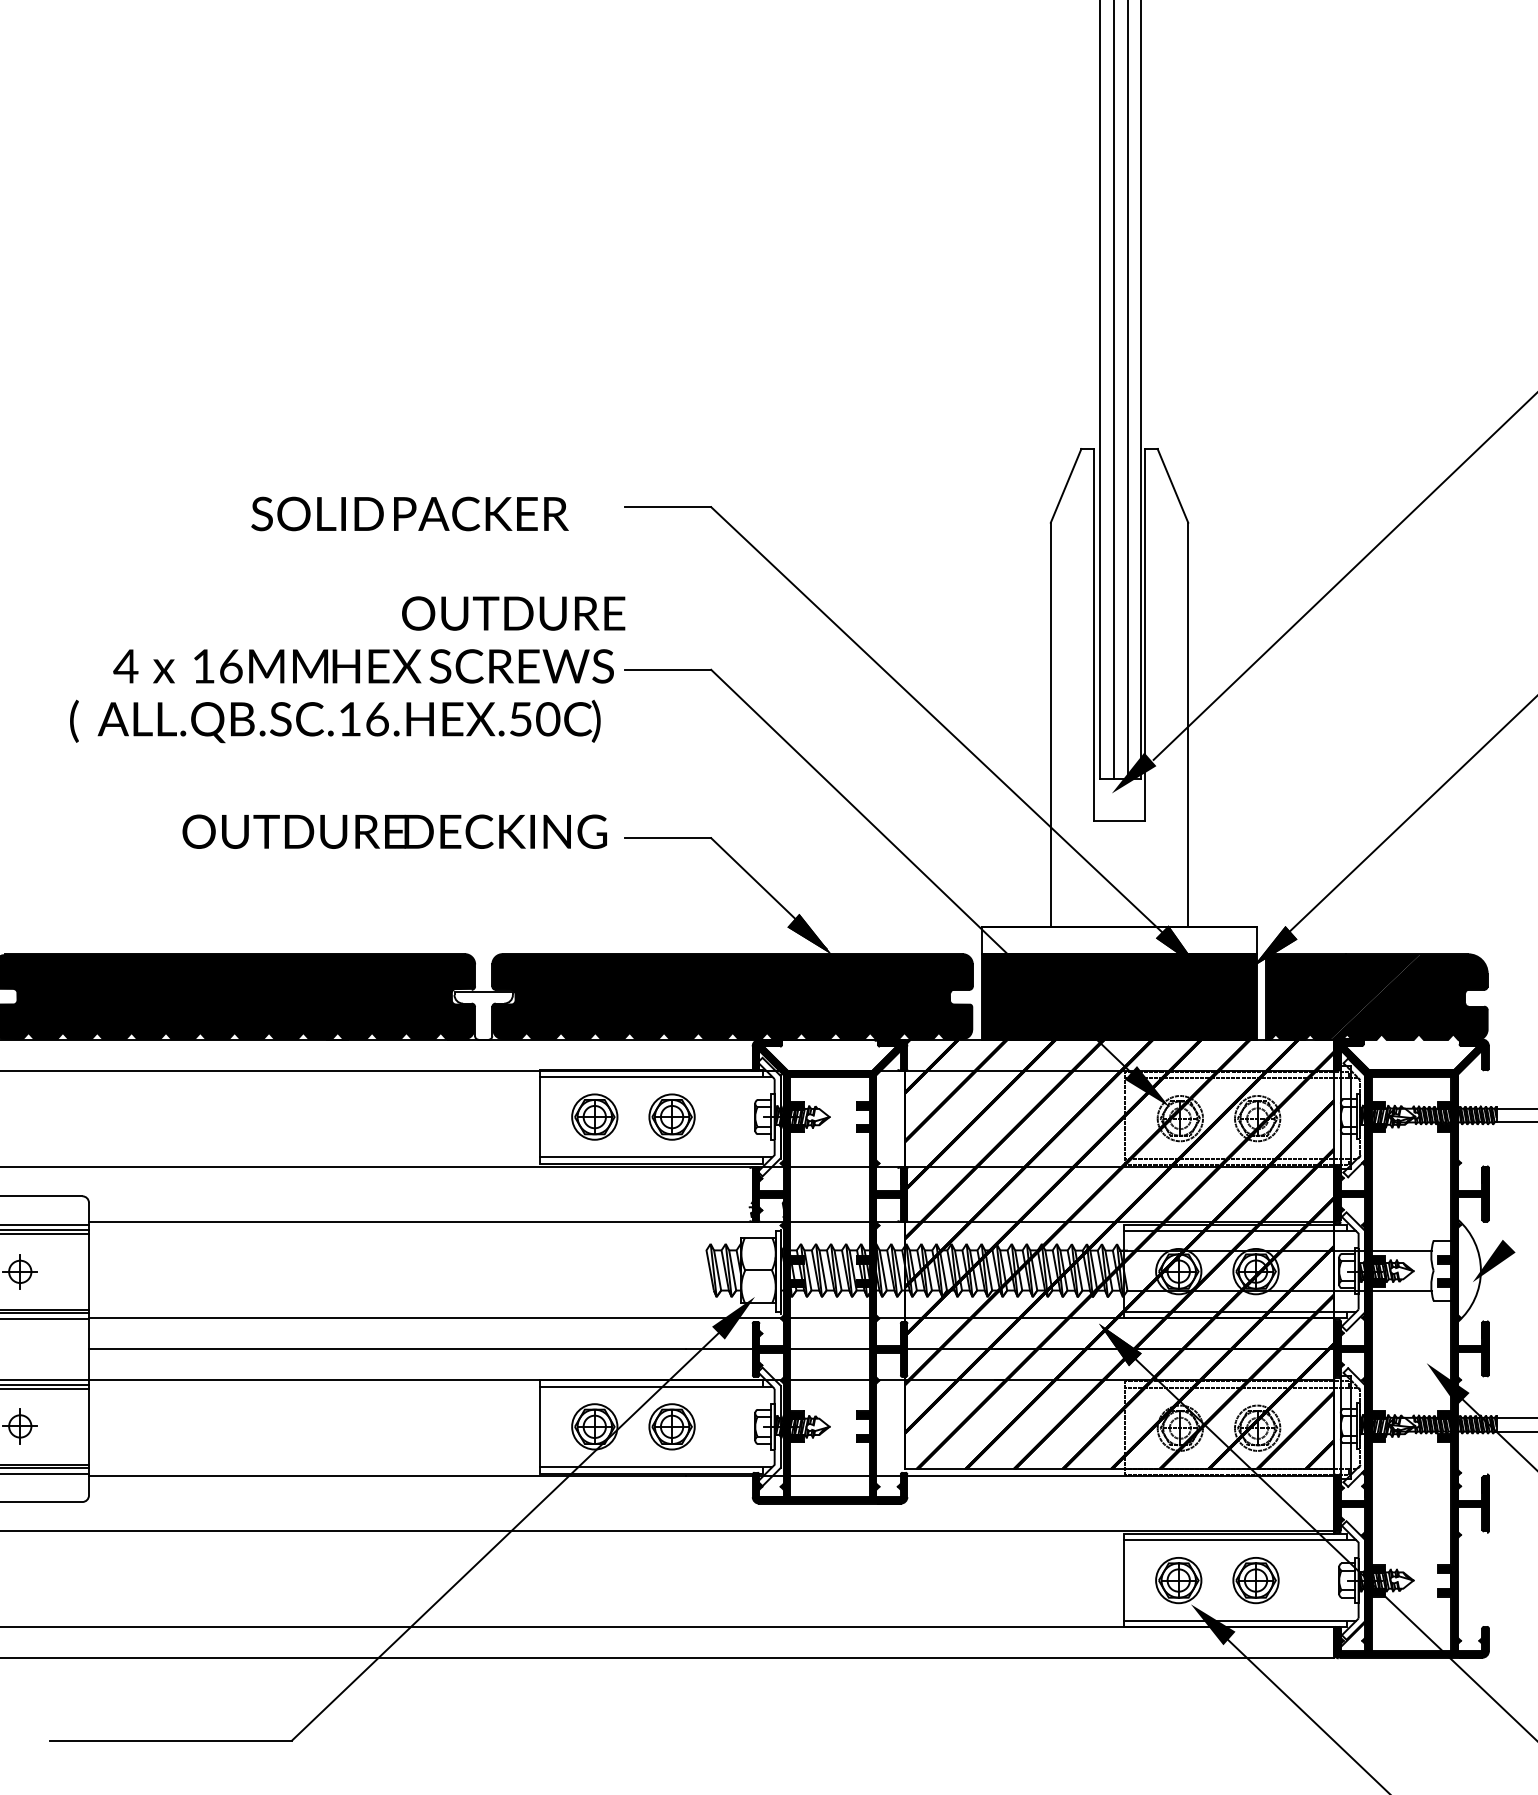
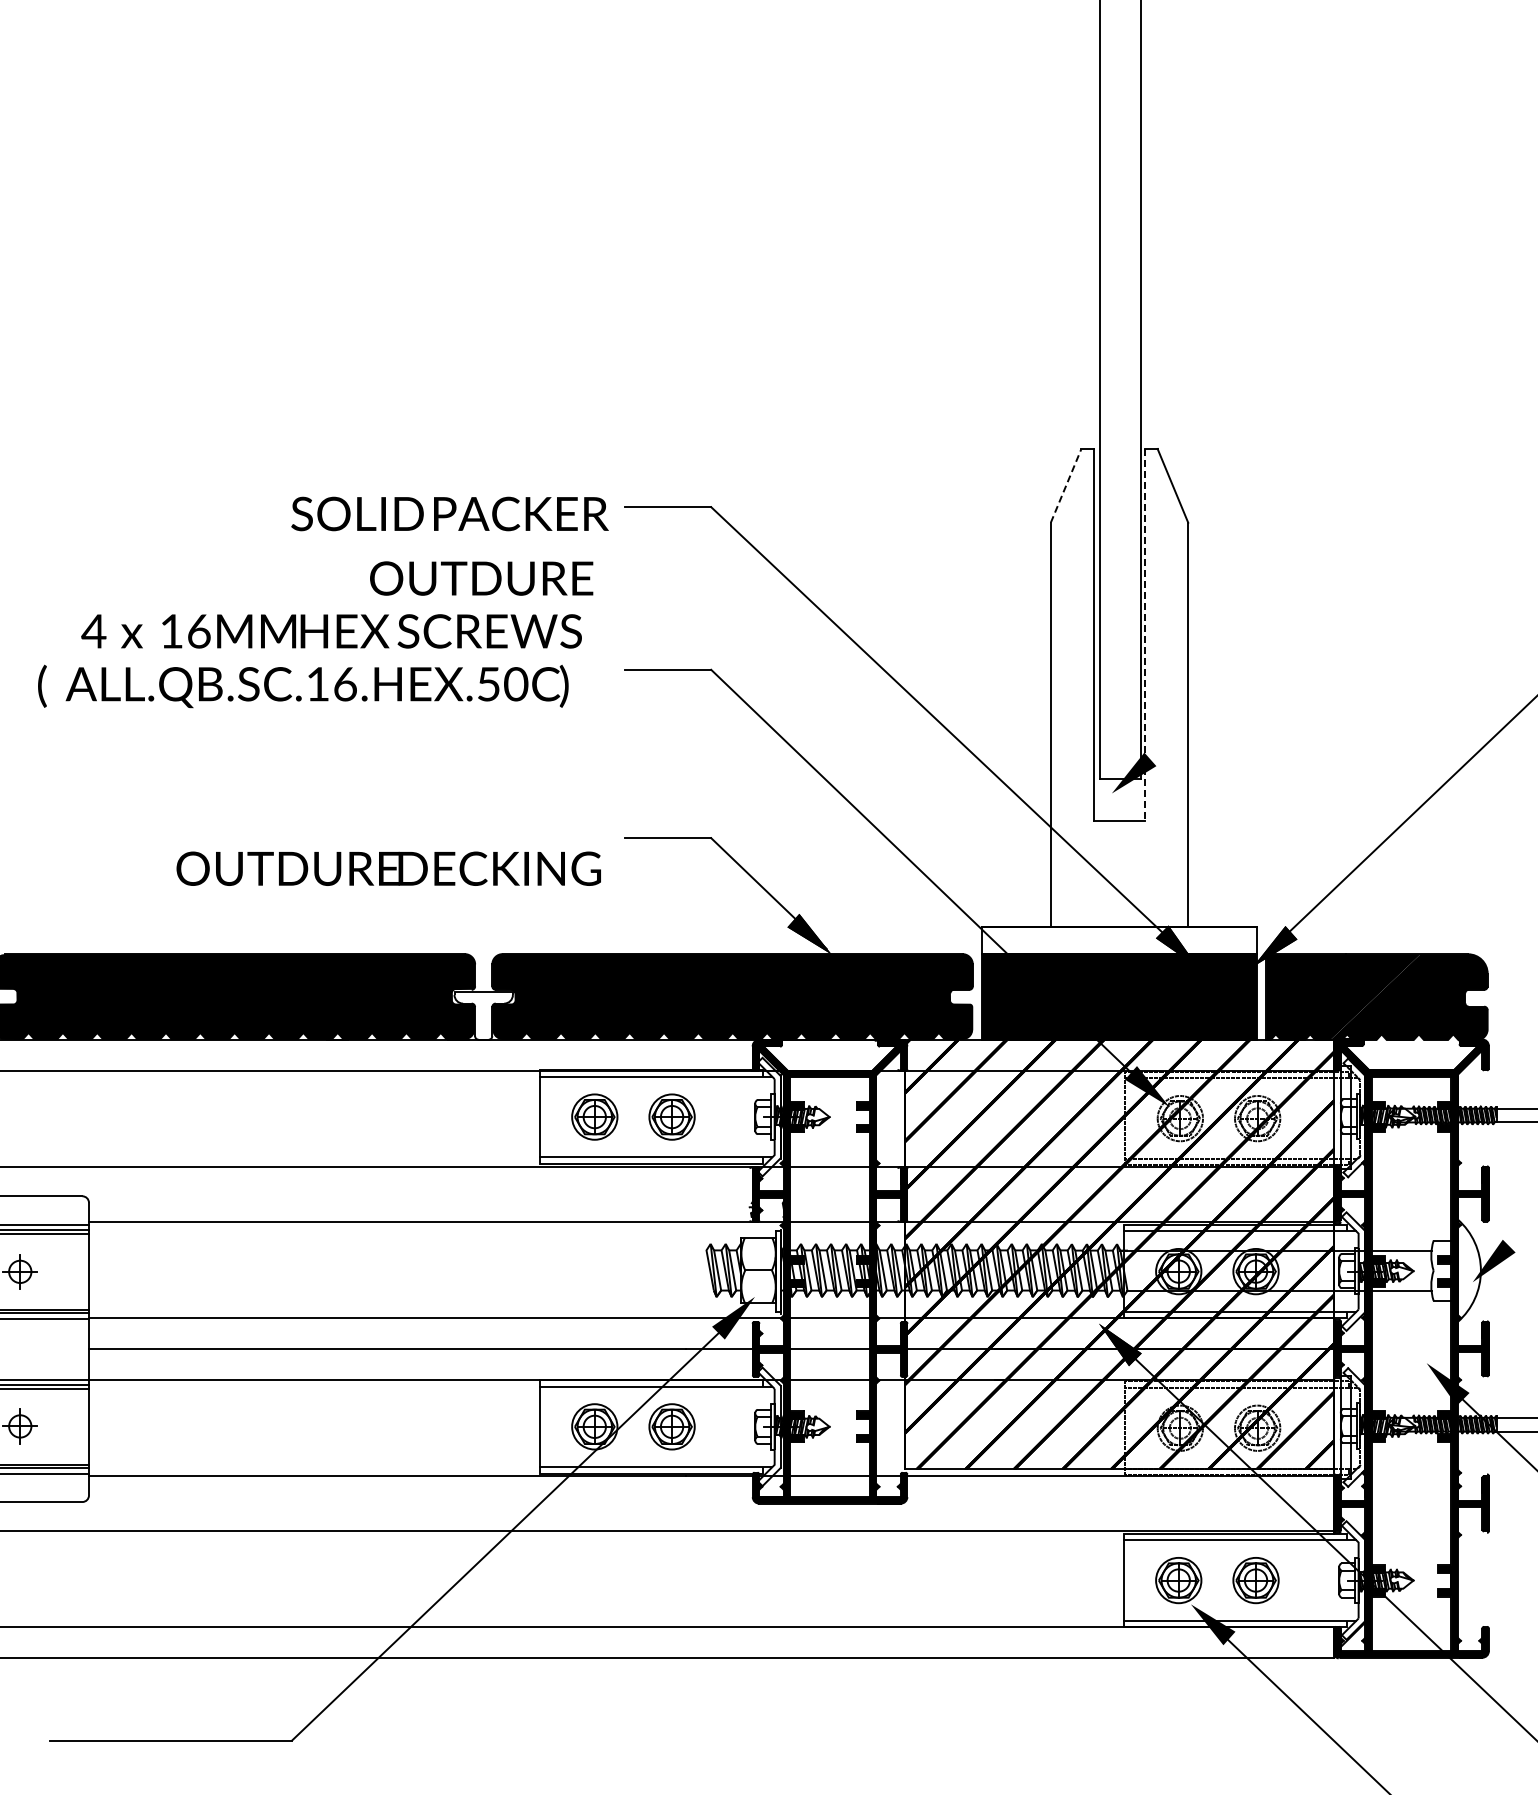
line: present -> none (1113, 390)
line: present -> none (1127, 390)
line: solid -> dashed (1066, 485)
text position: (409, 513) -> (449, 513) (449, 513)
line: present -> none (1343, 577)
line: solid -> dashed (1145, 634)
text position: (347, 669) -> (315, 634) (315, 634)
text position: (394, 831) -> (388, 868) (388, 868)
